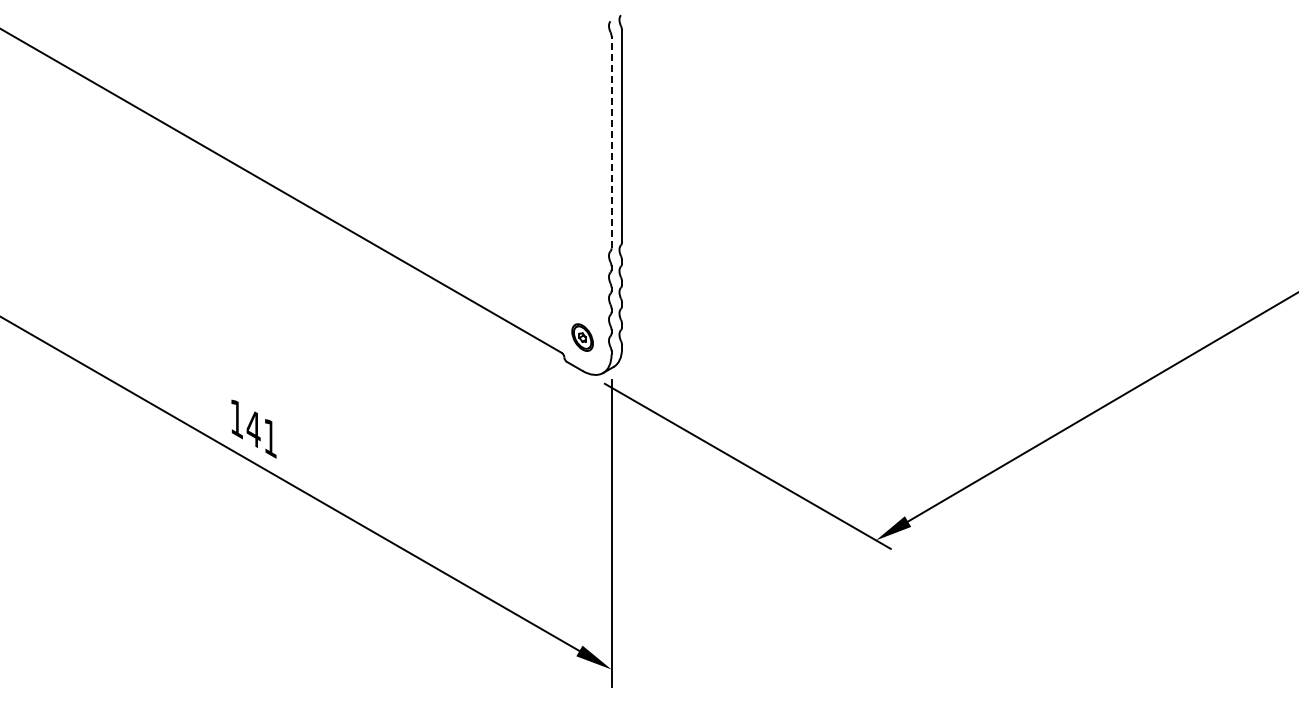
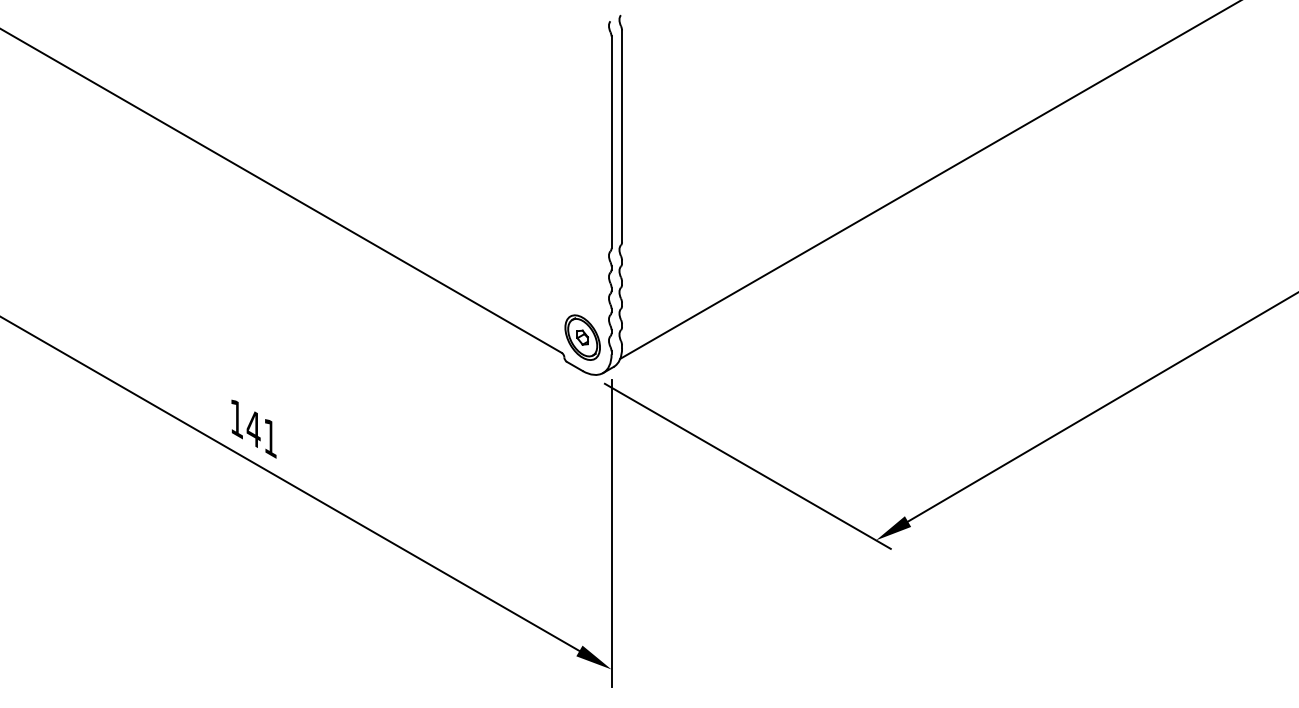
line: dashed -> solid (611, 142)
line: none -> present (928, 180)
part size: 23x29 px -> 37x47 px (582, 337)
